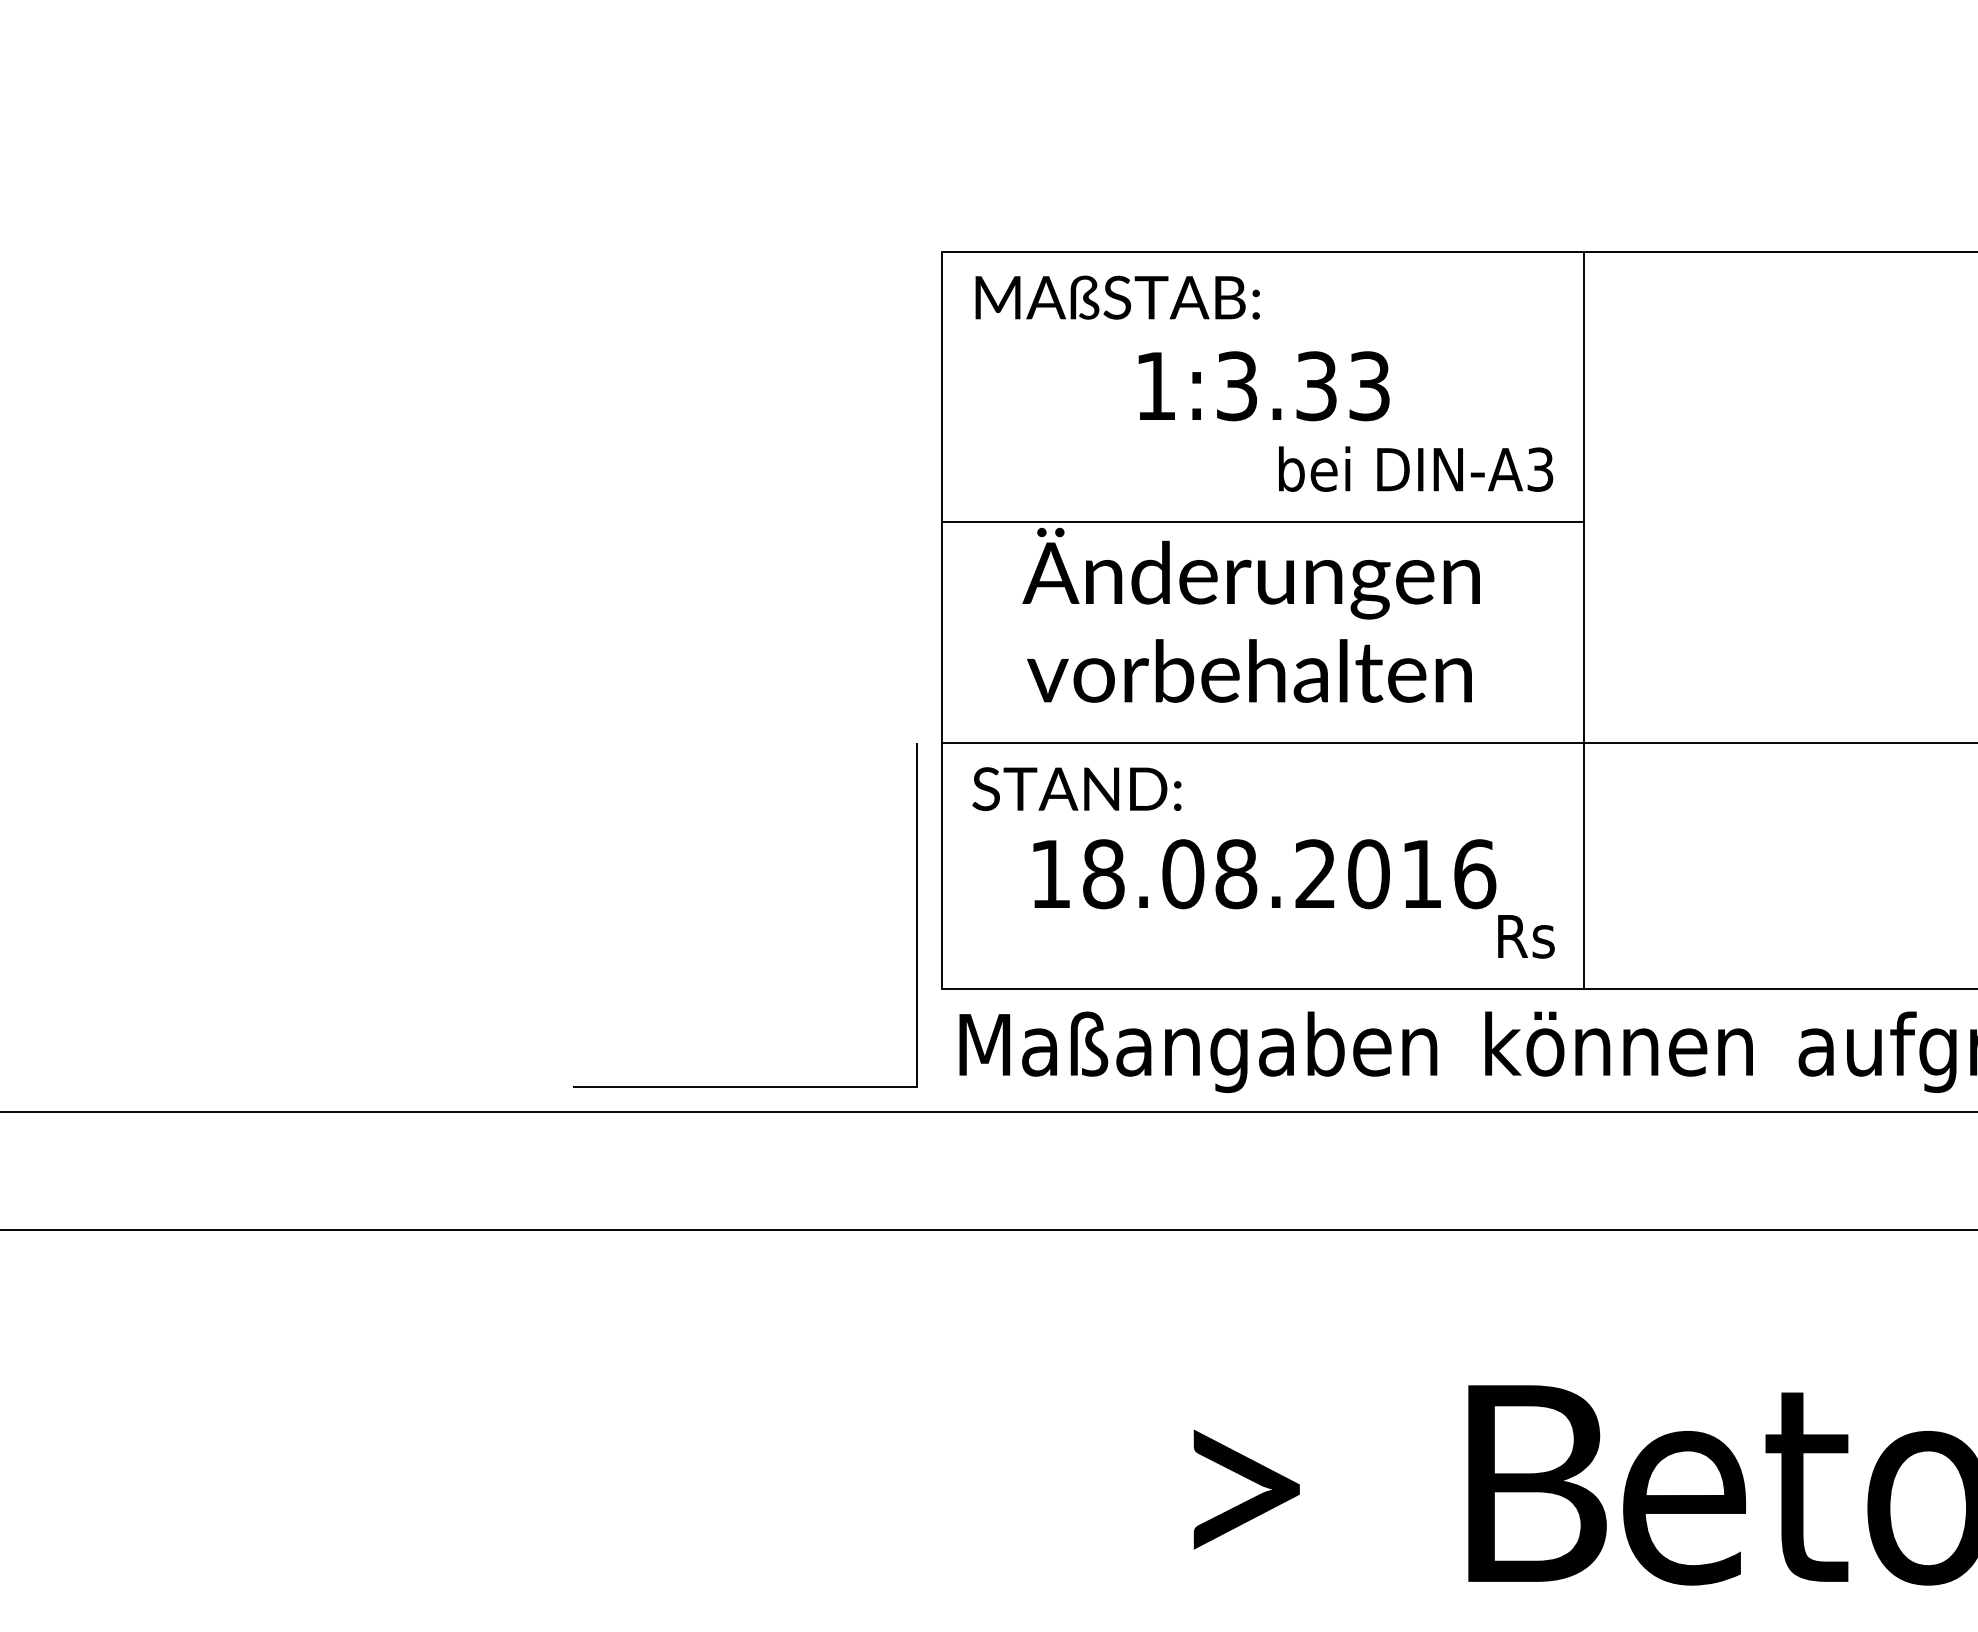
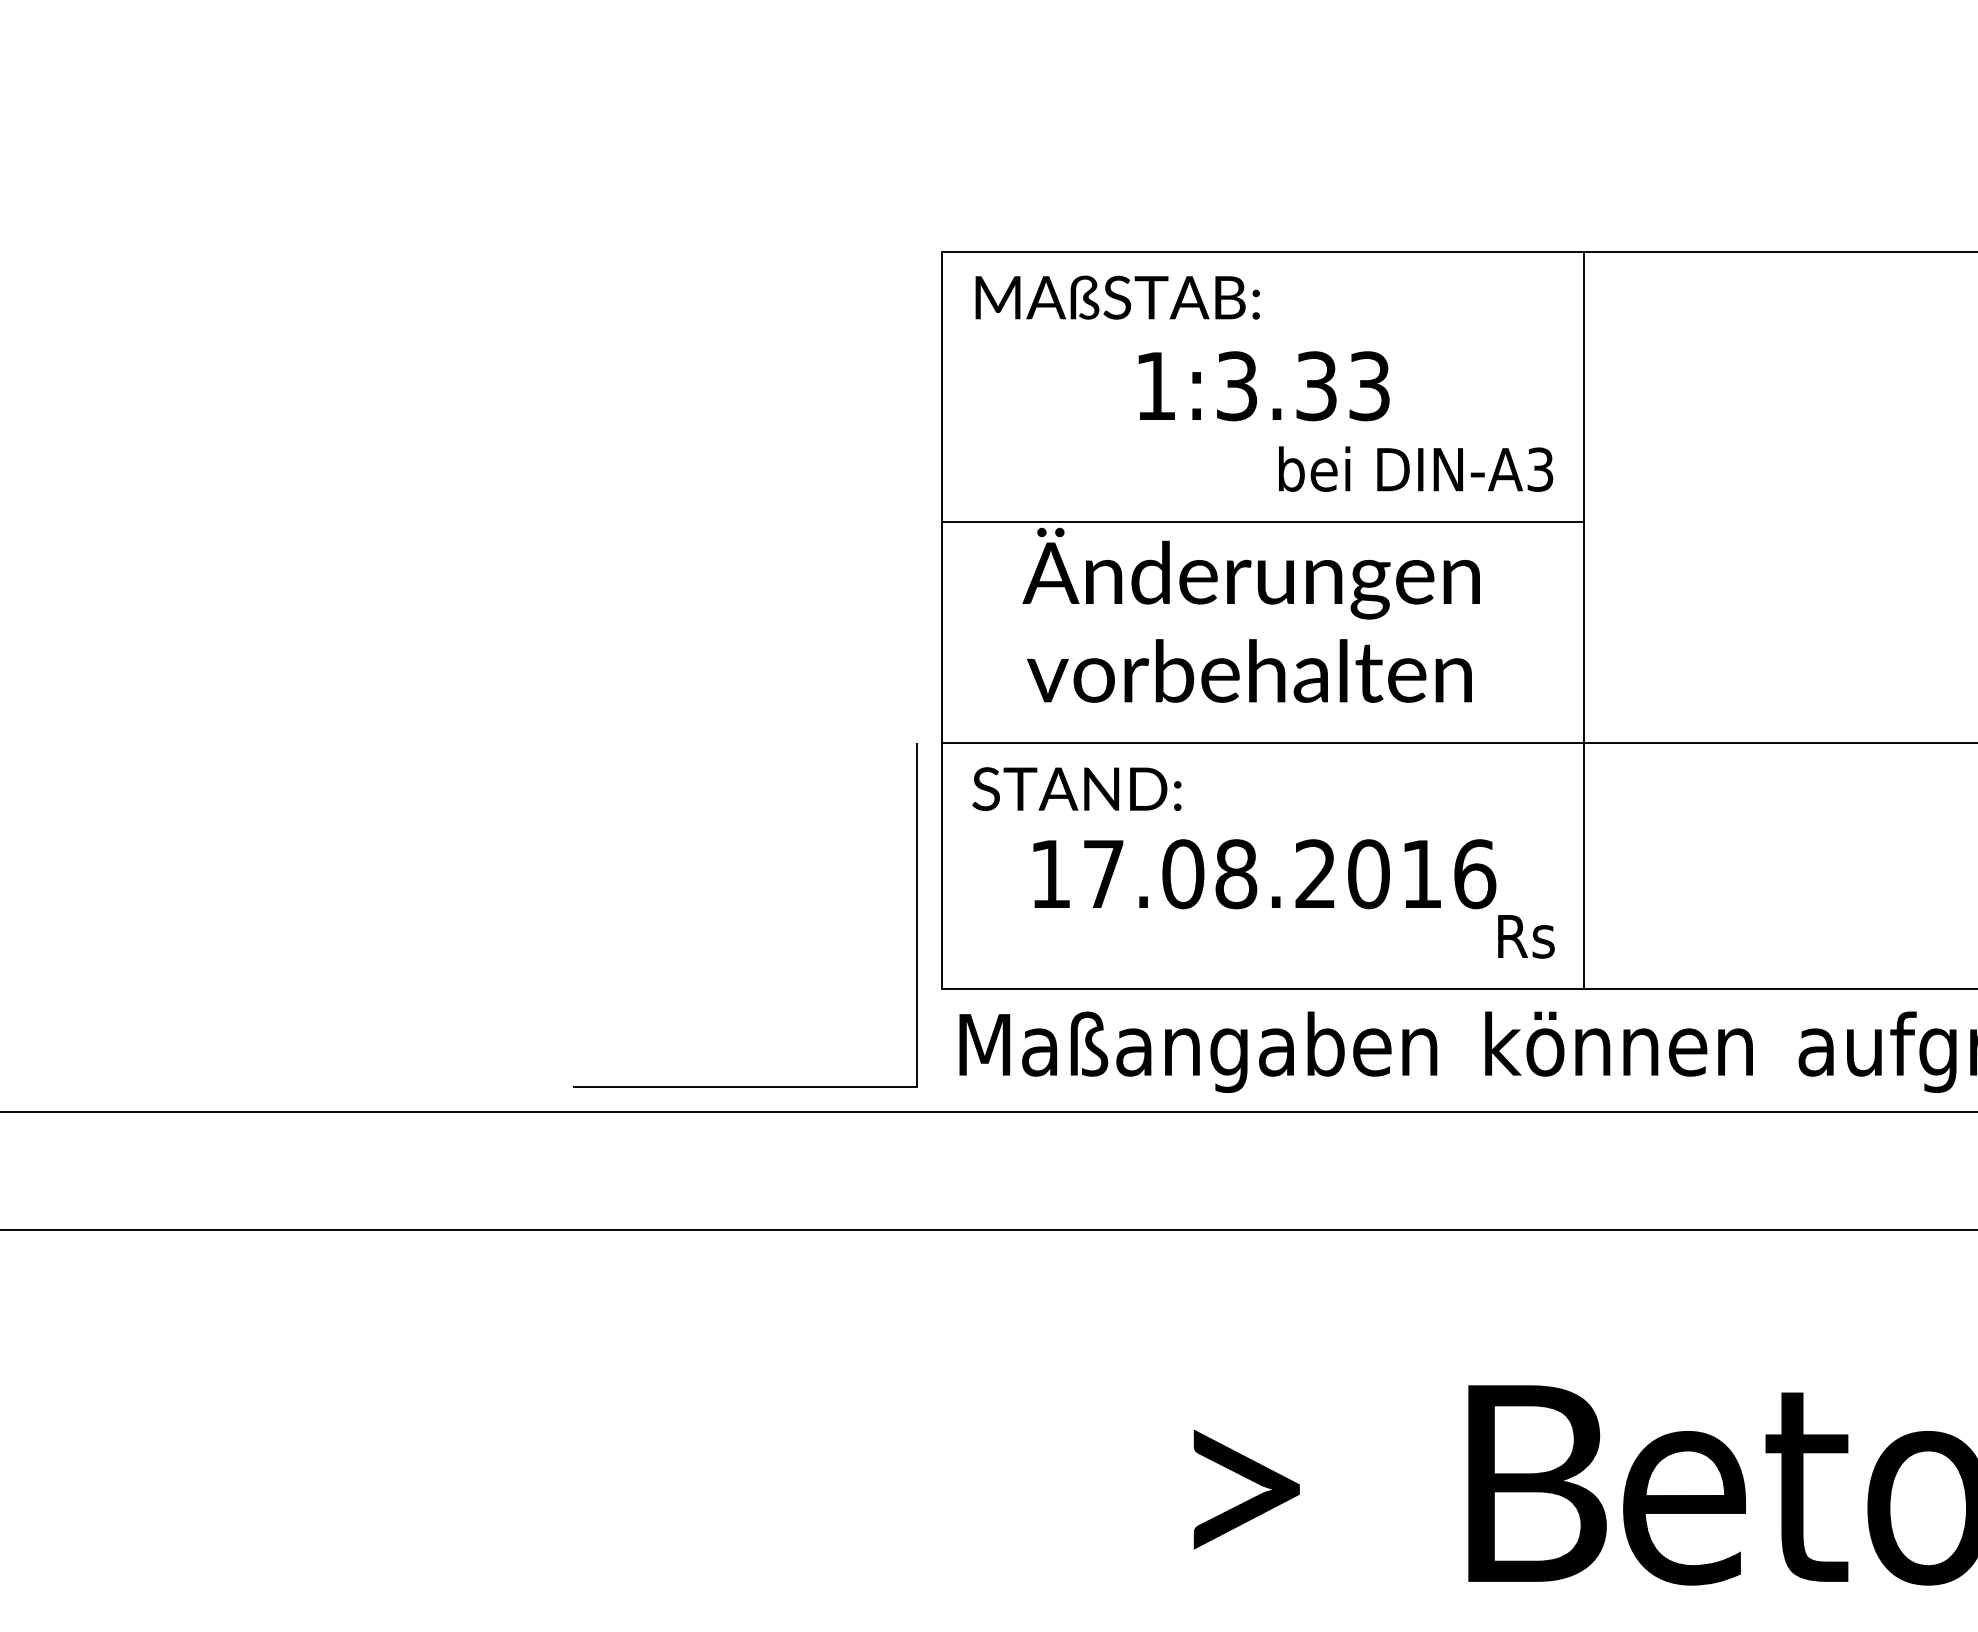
text: 18.08.2016 -> 17.08.2016 (1103, 874)
